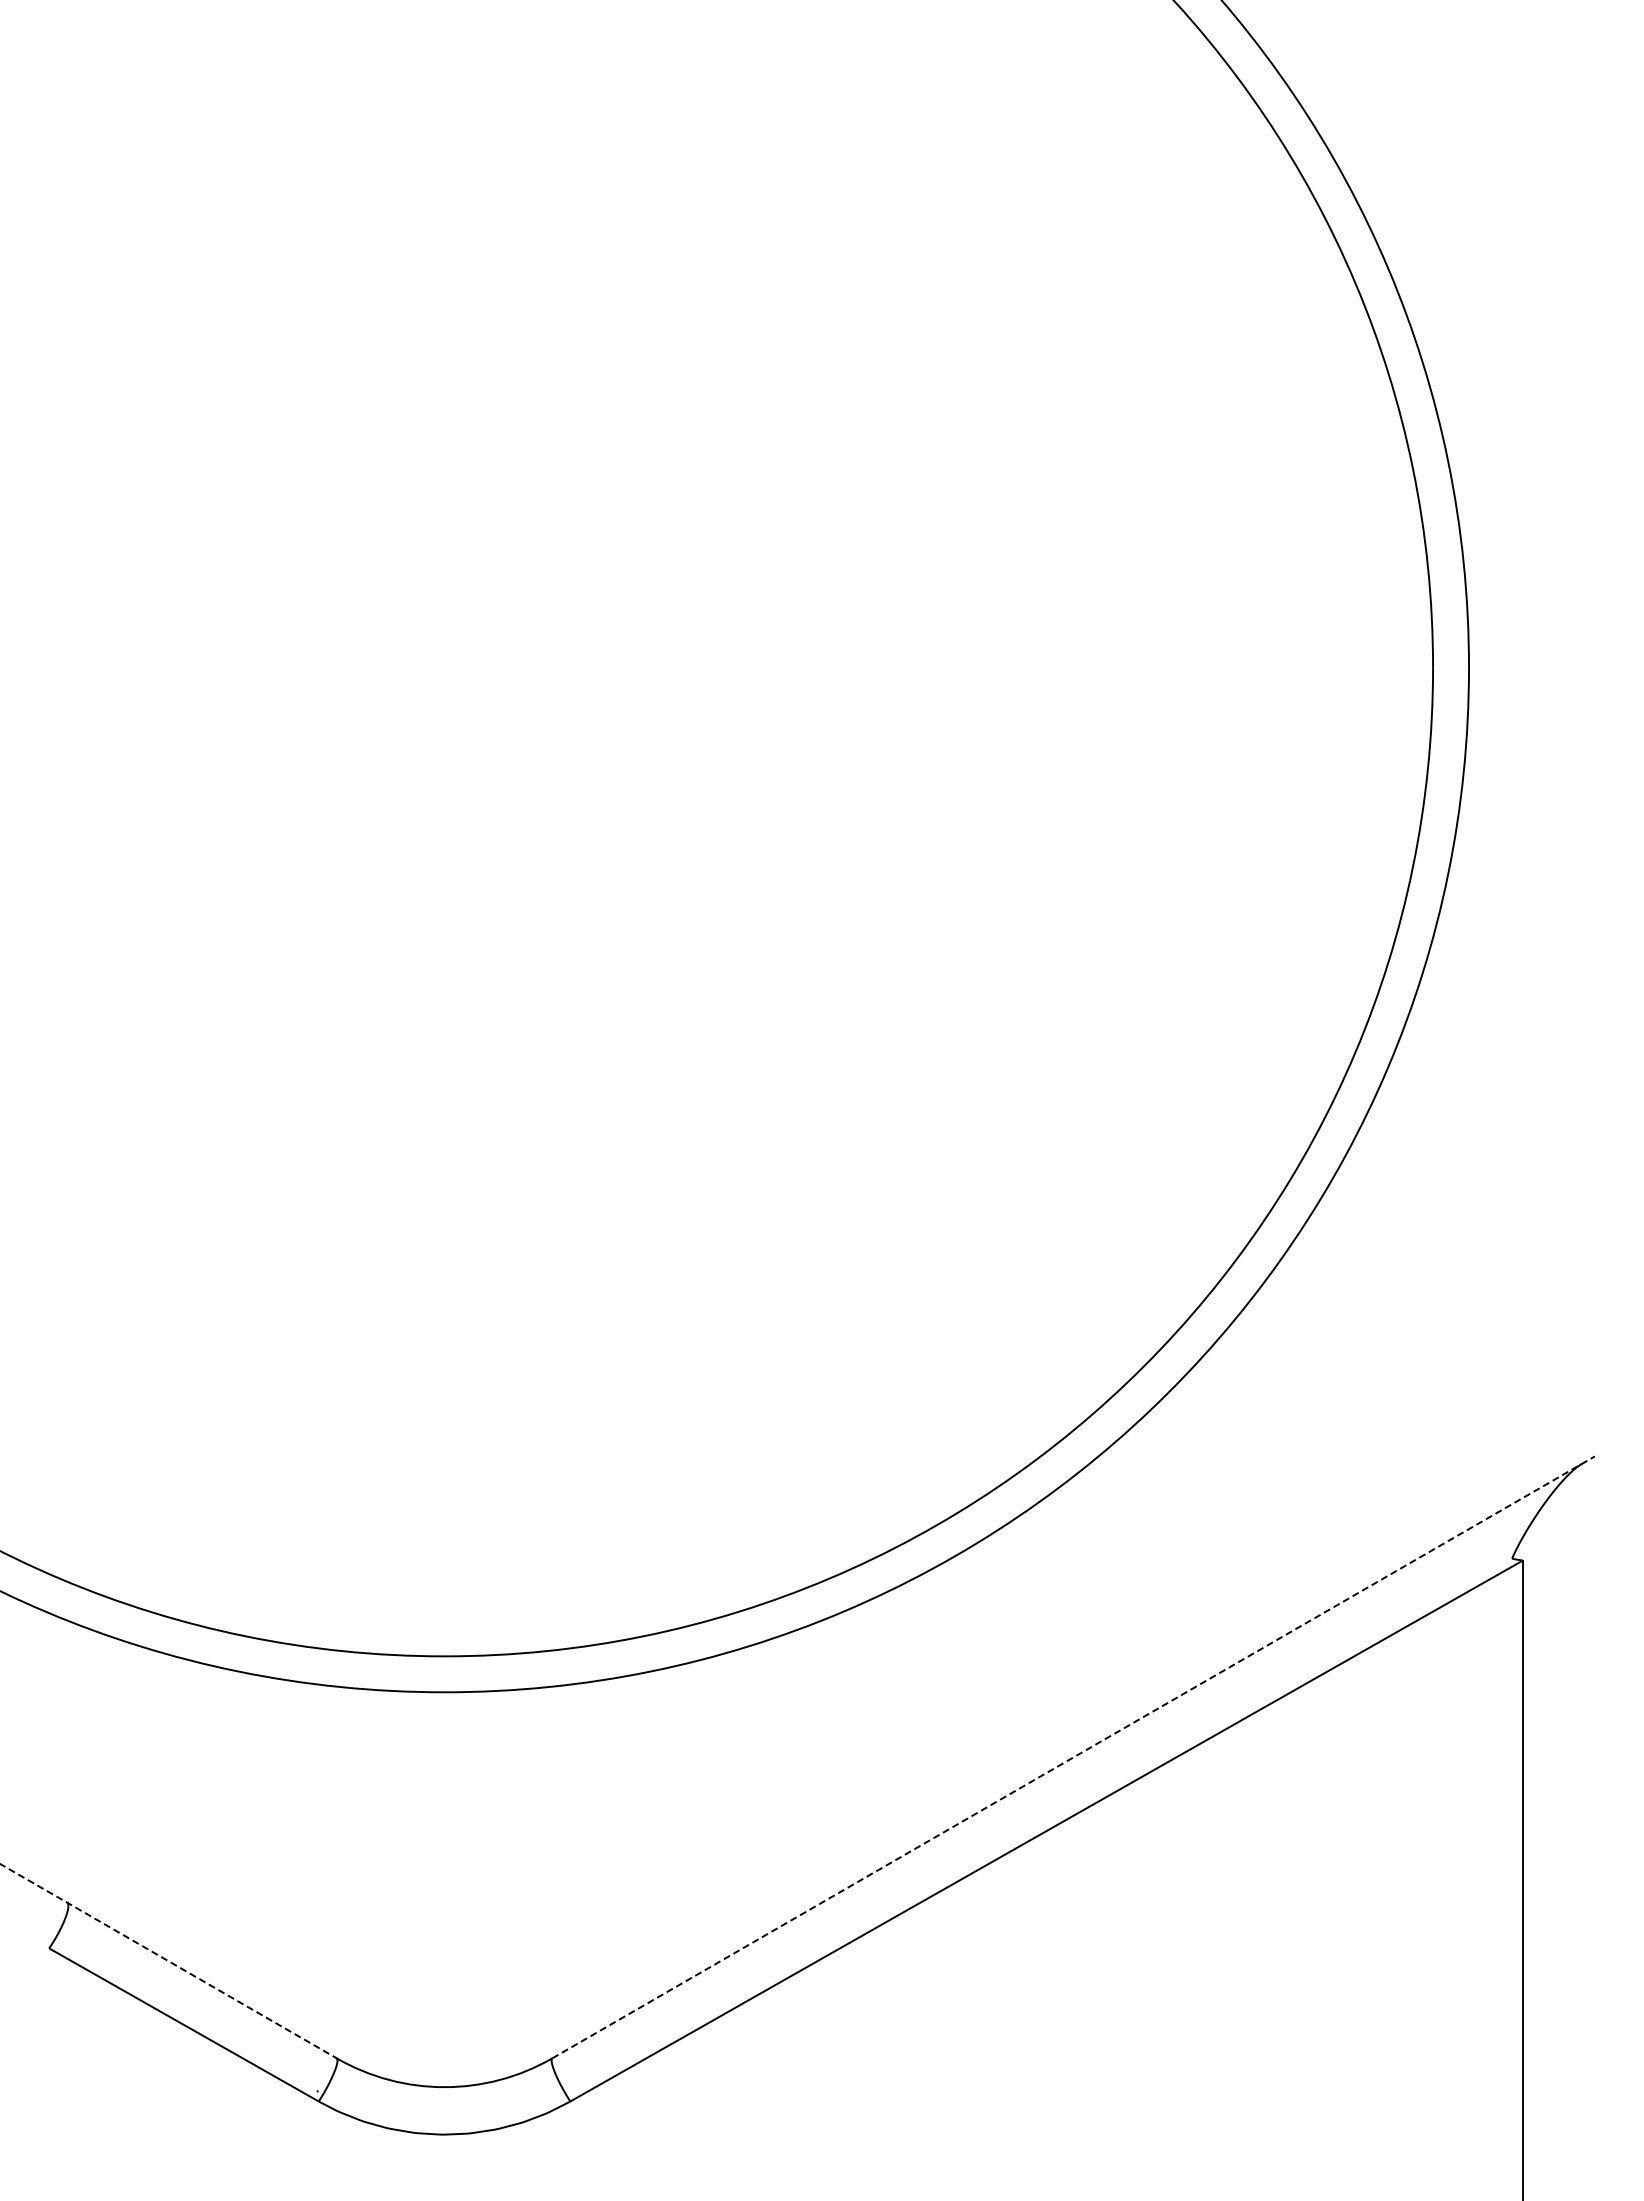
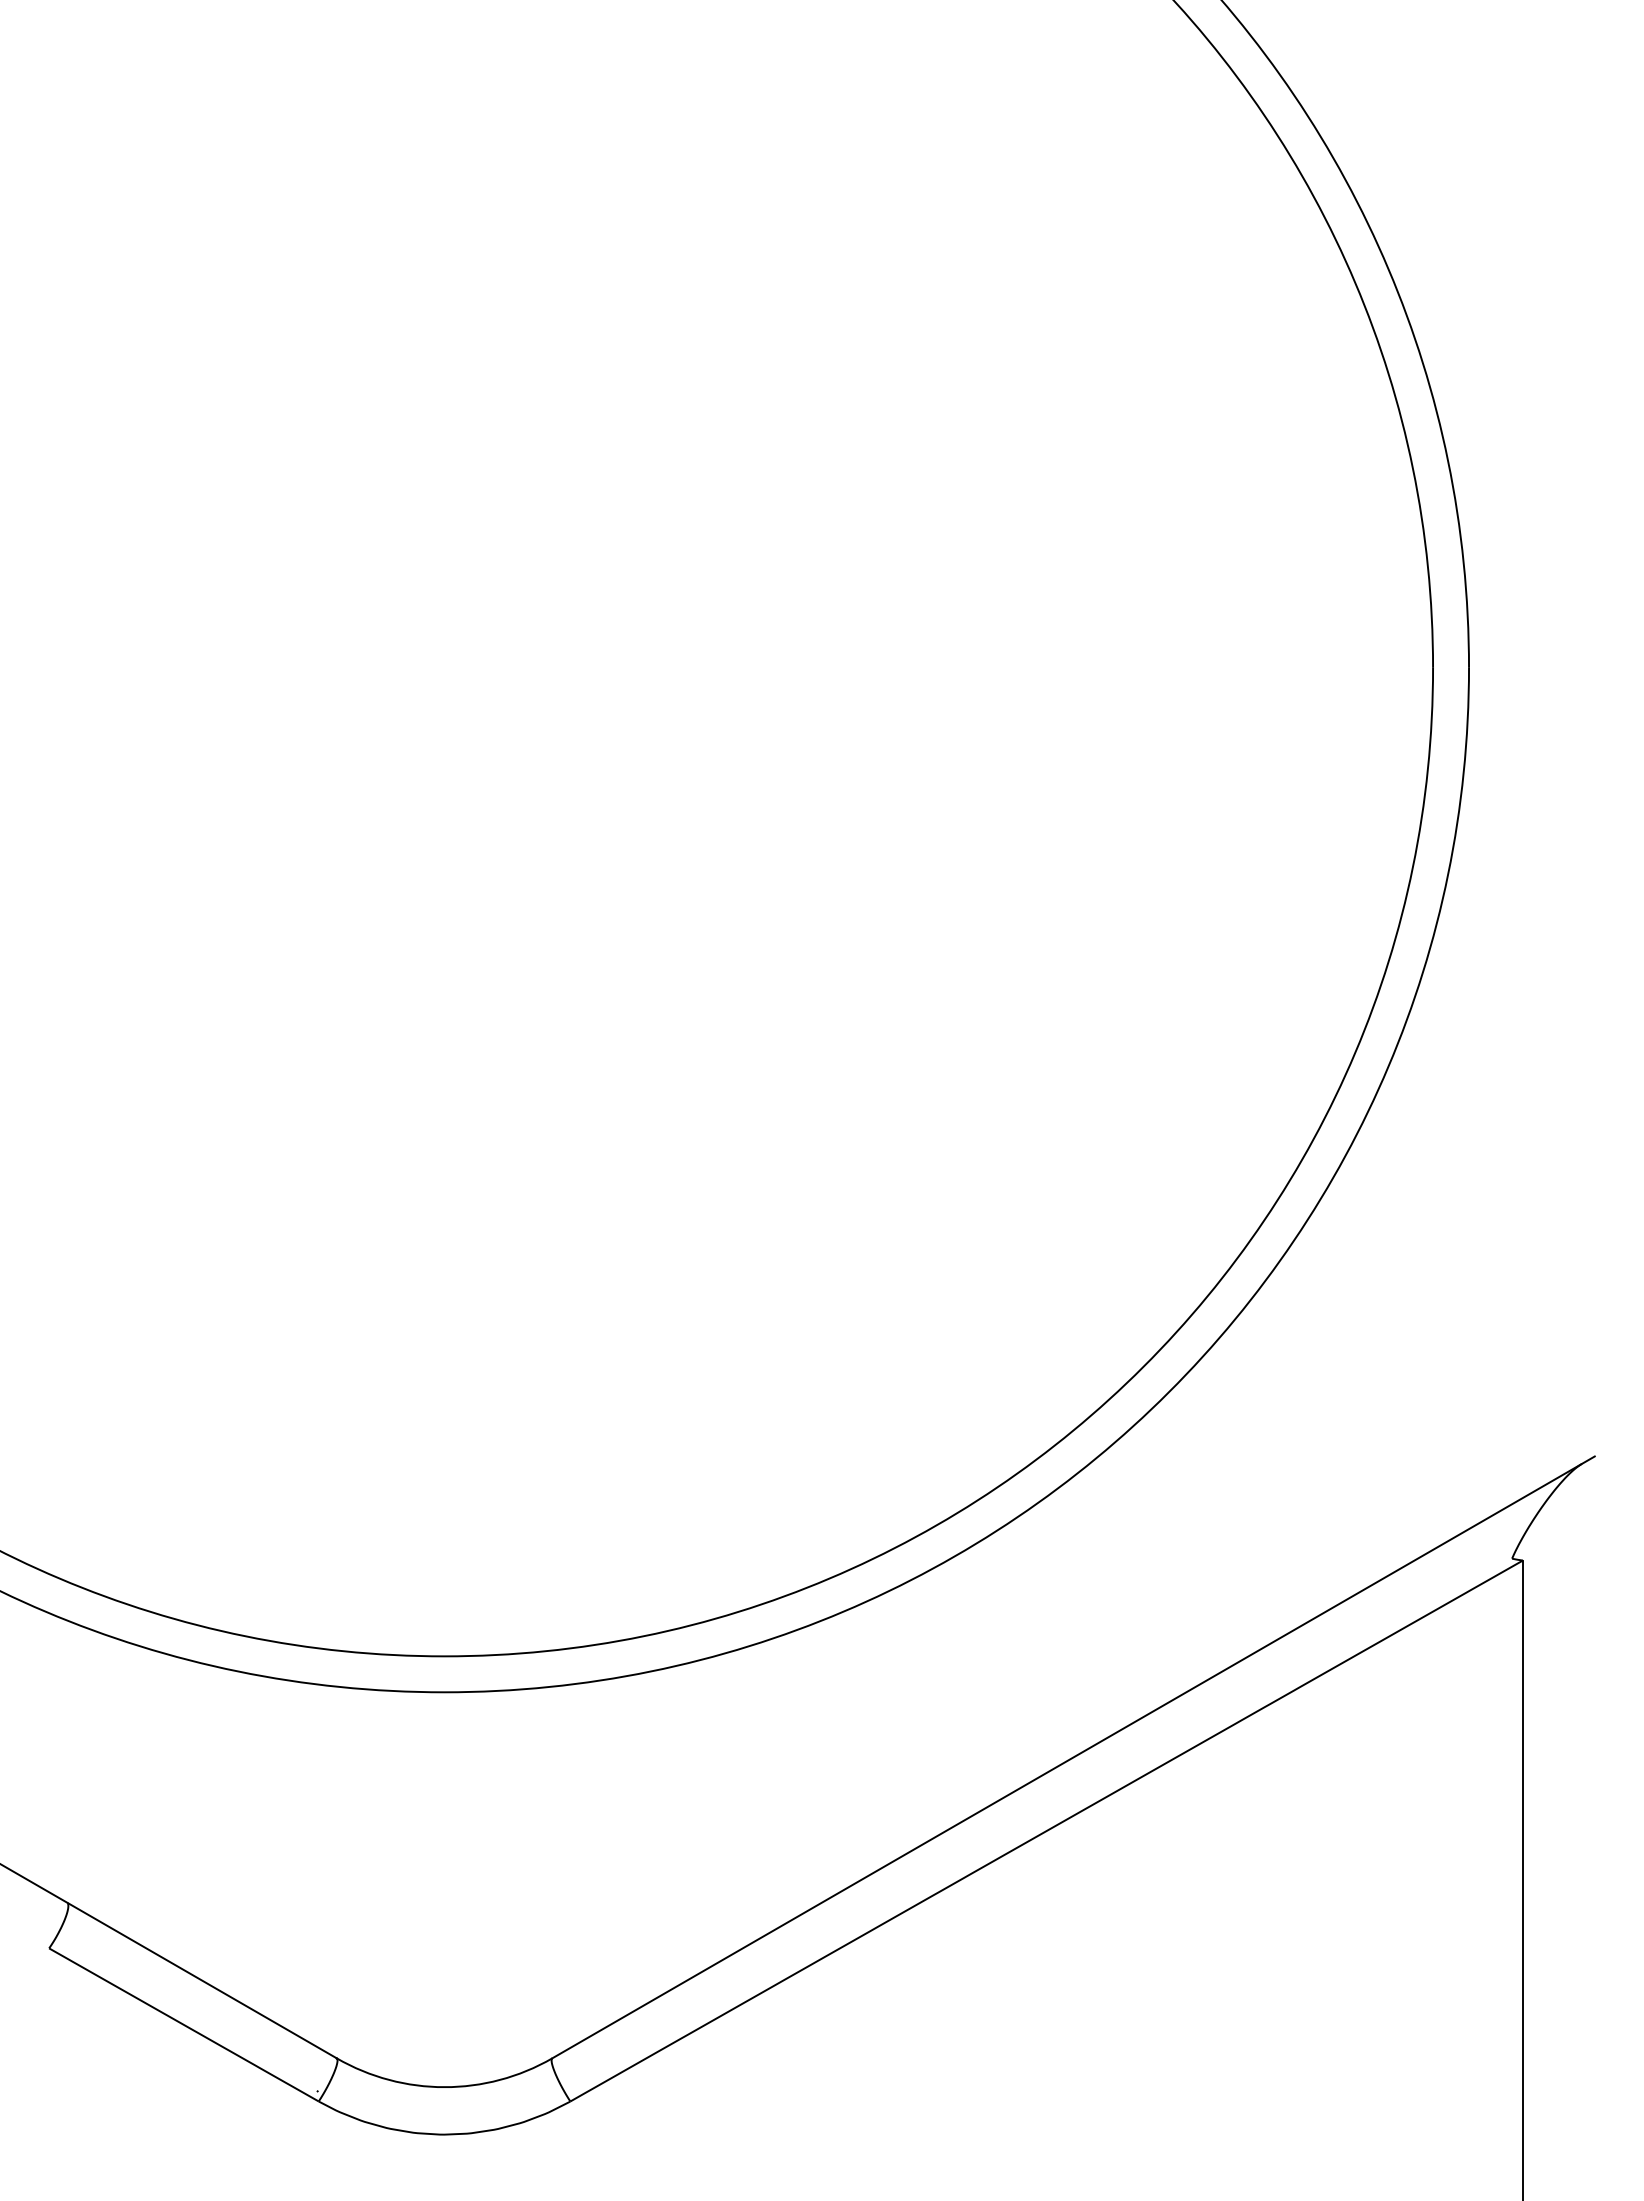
line: dashed -> solid (1073, 1757)
line: dashed -> solid (168, 1961)
